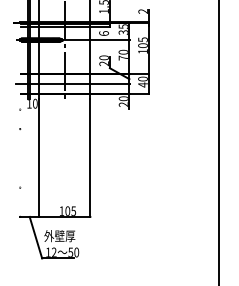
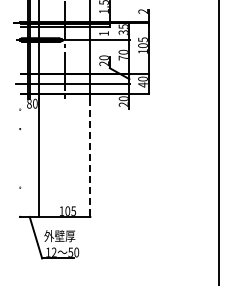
text: 6 -> 1 (103, 33)
text: 10 -> 80 (29, 103)
line: solid -> dashed (90, 158)
